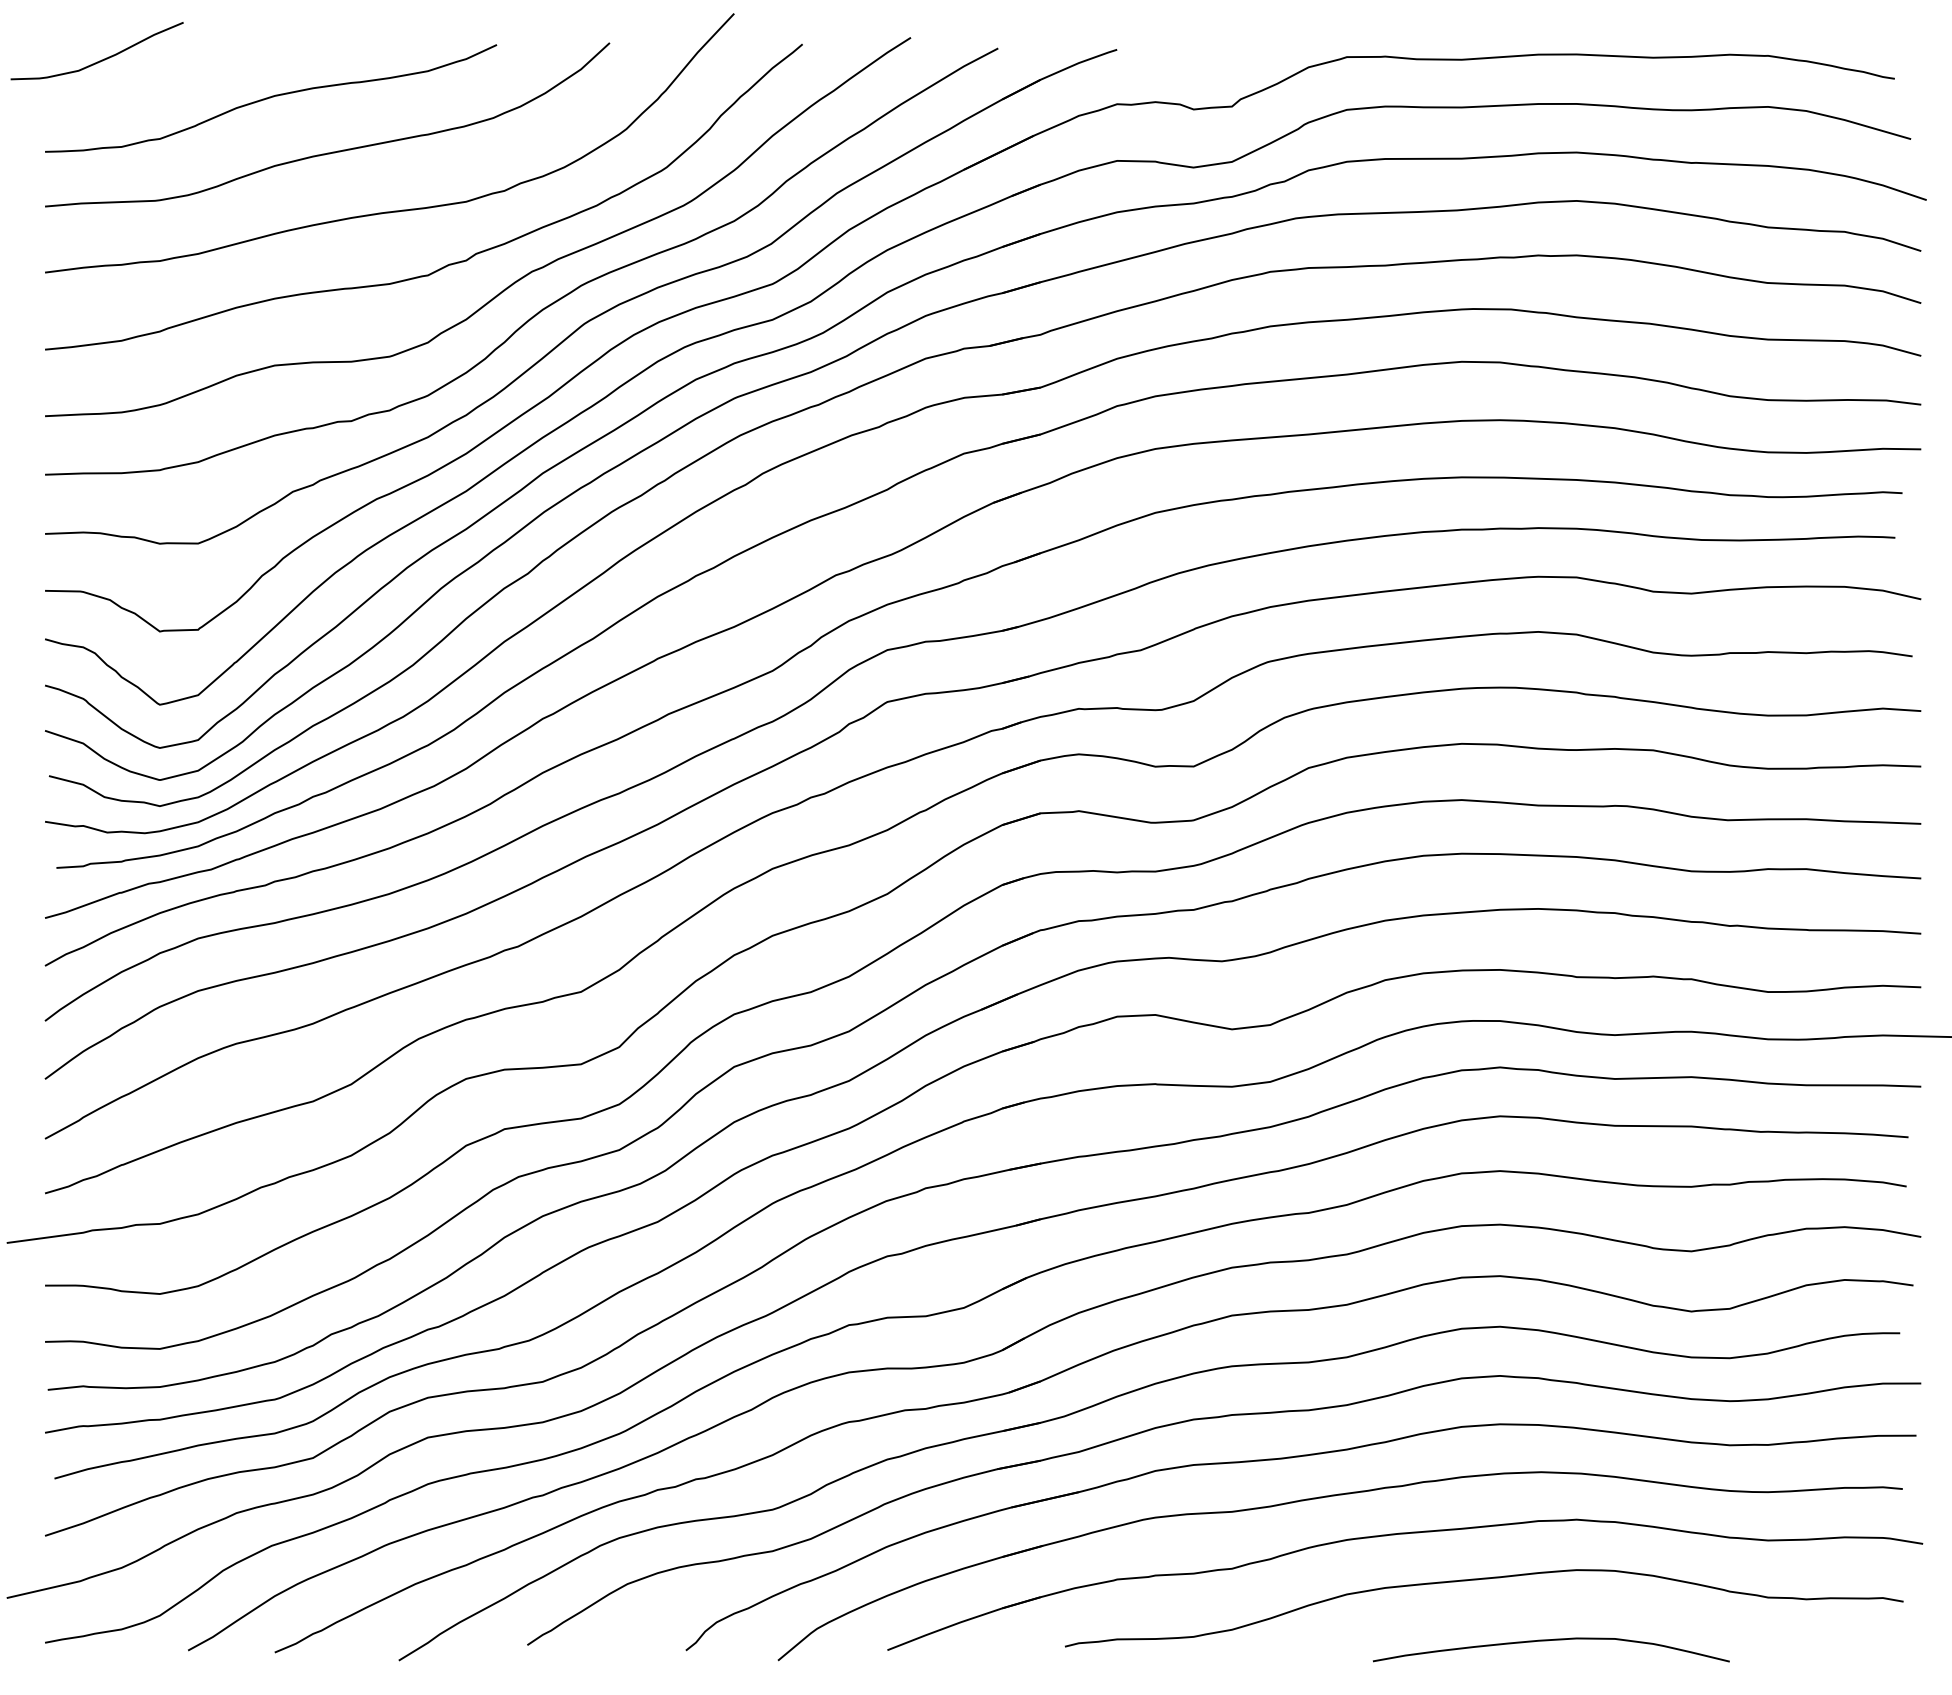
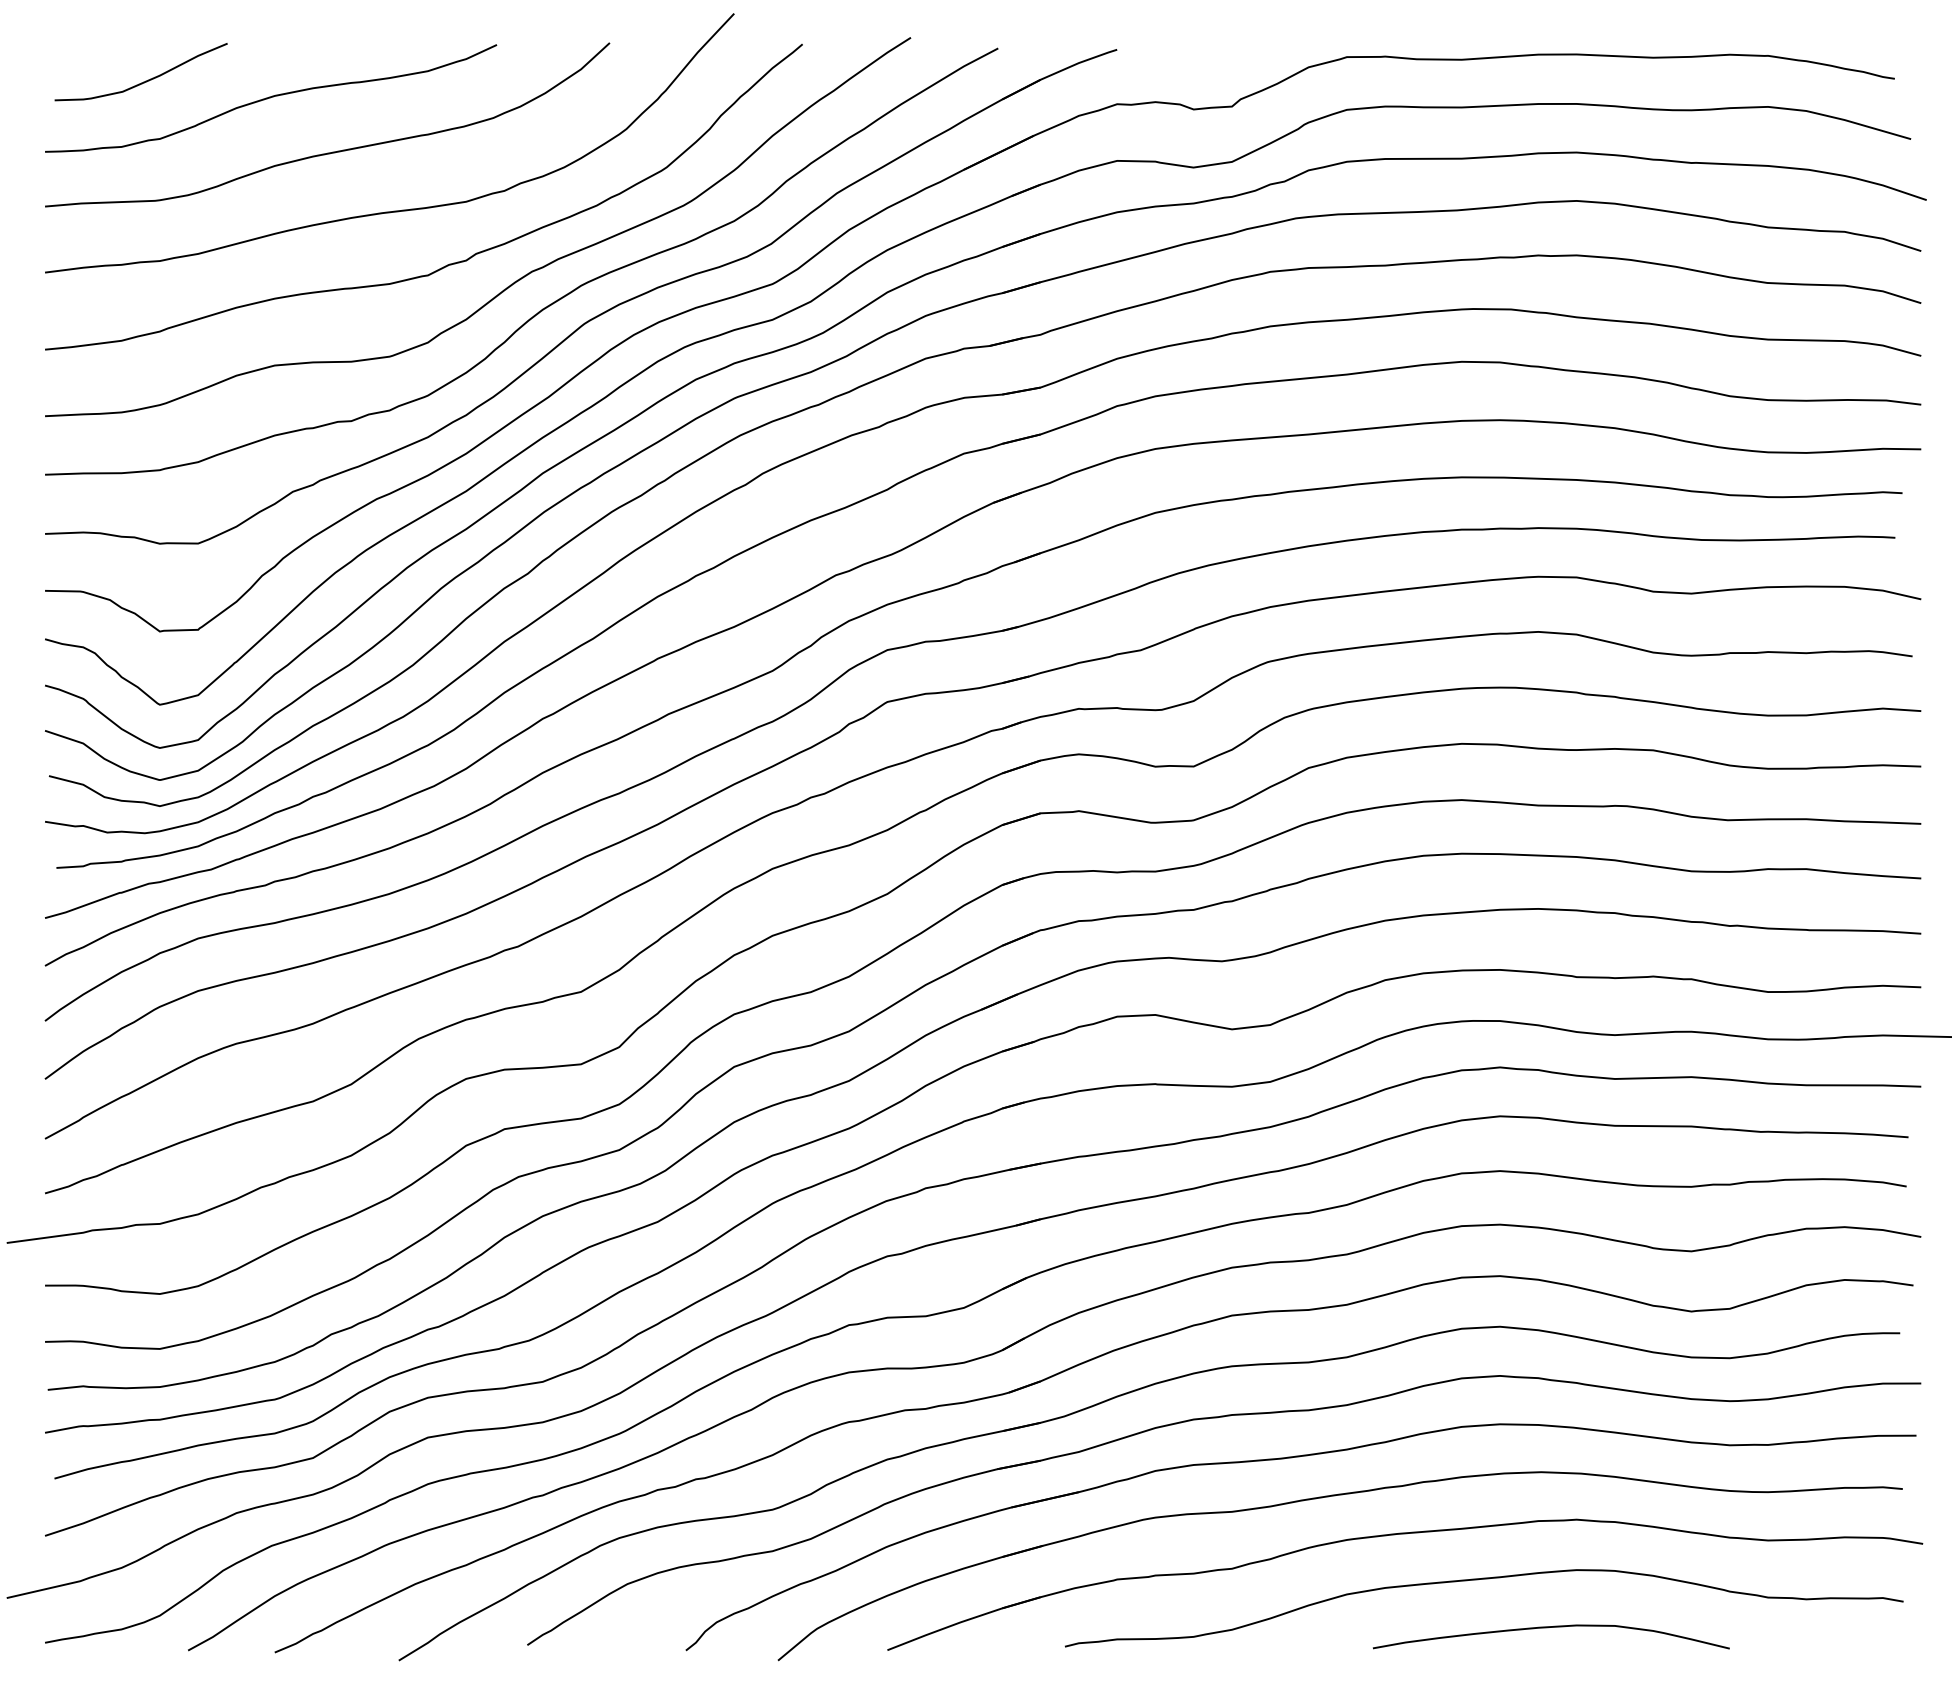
curve position: (101, 59) -> (145, 80) (145, 80)
curve position: (1548, 1641) -> (1548, 1628) (1548, 1628)
